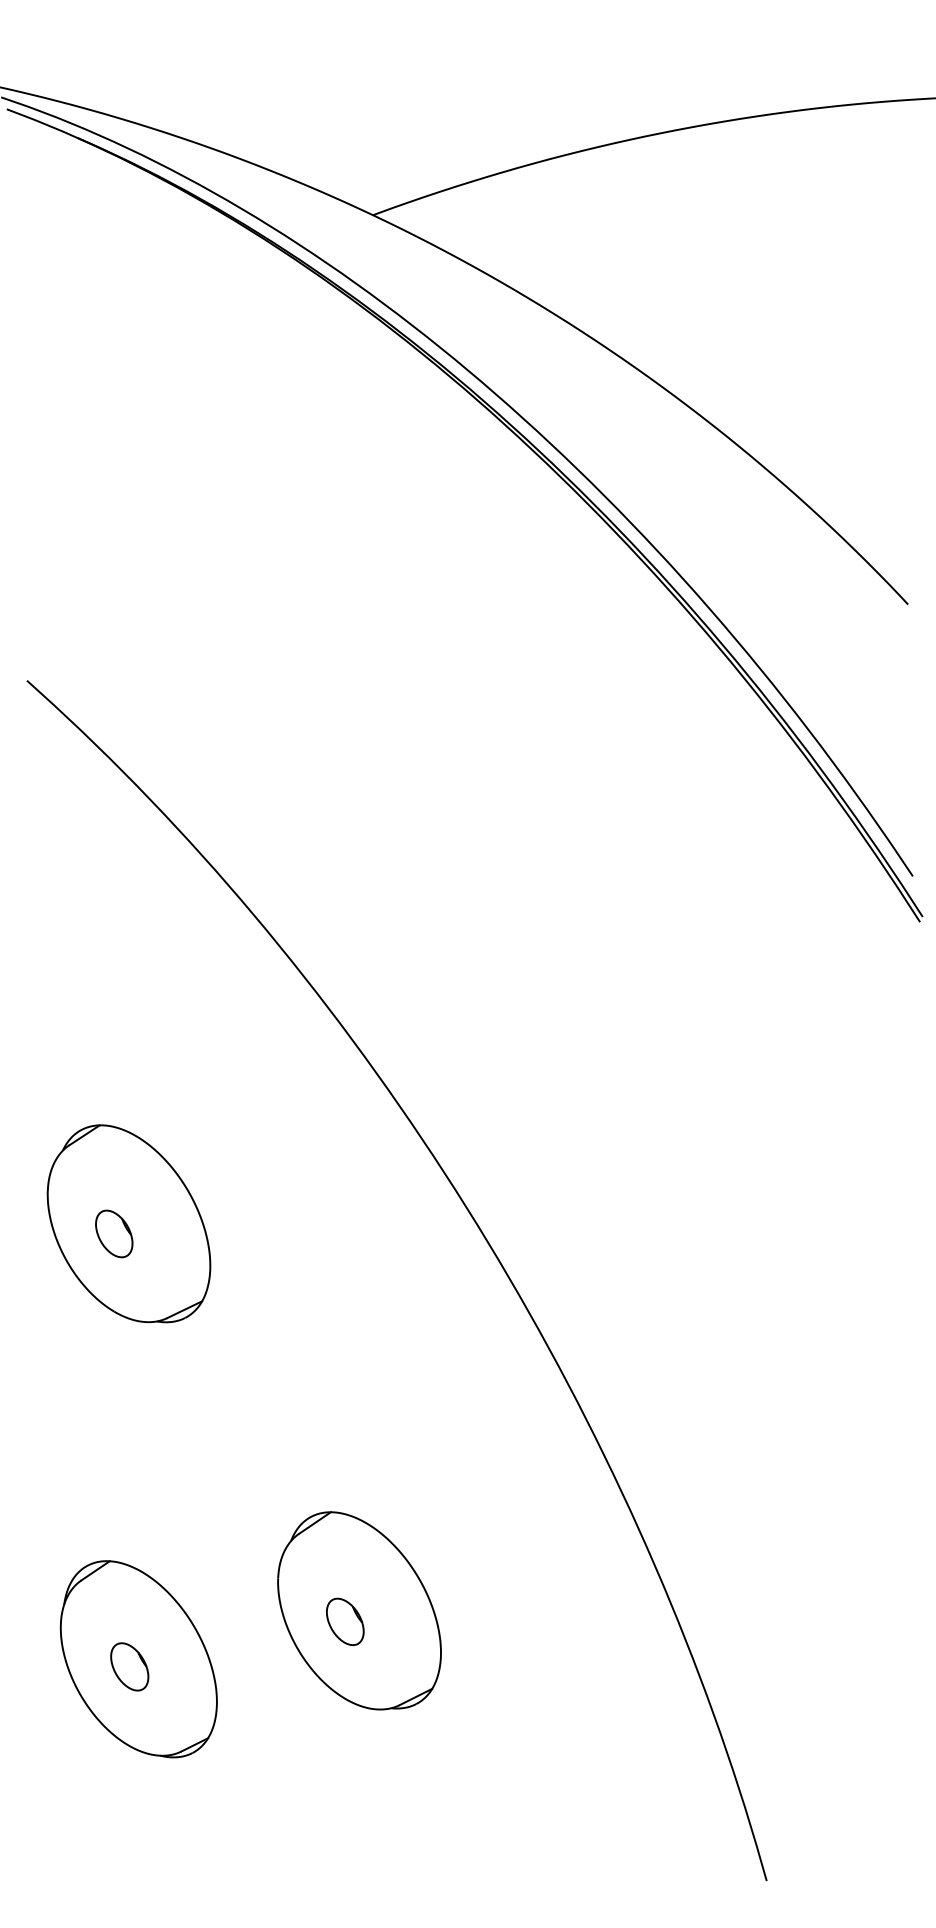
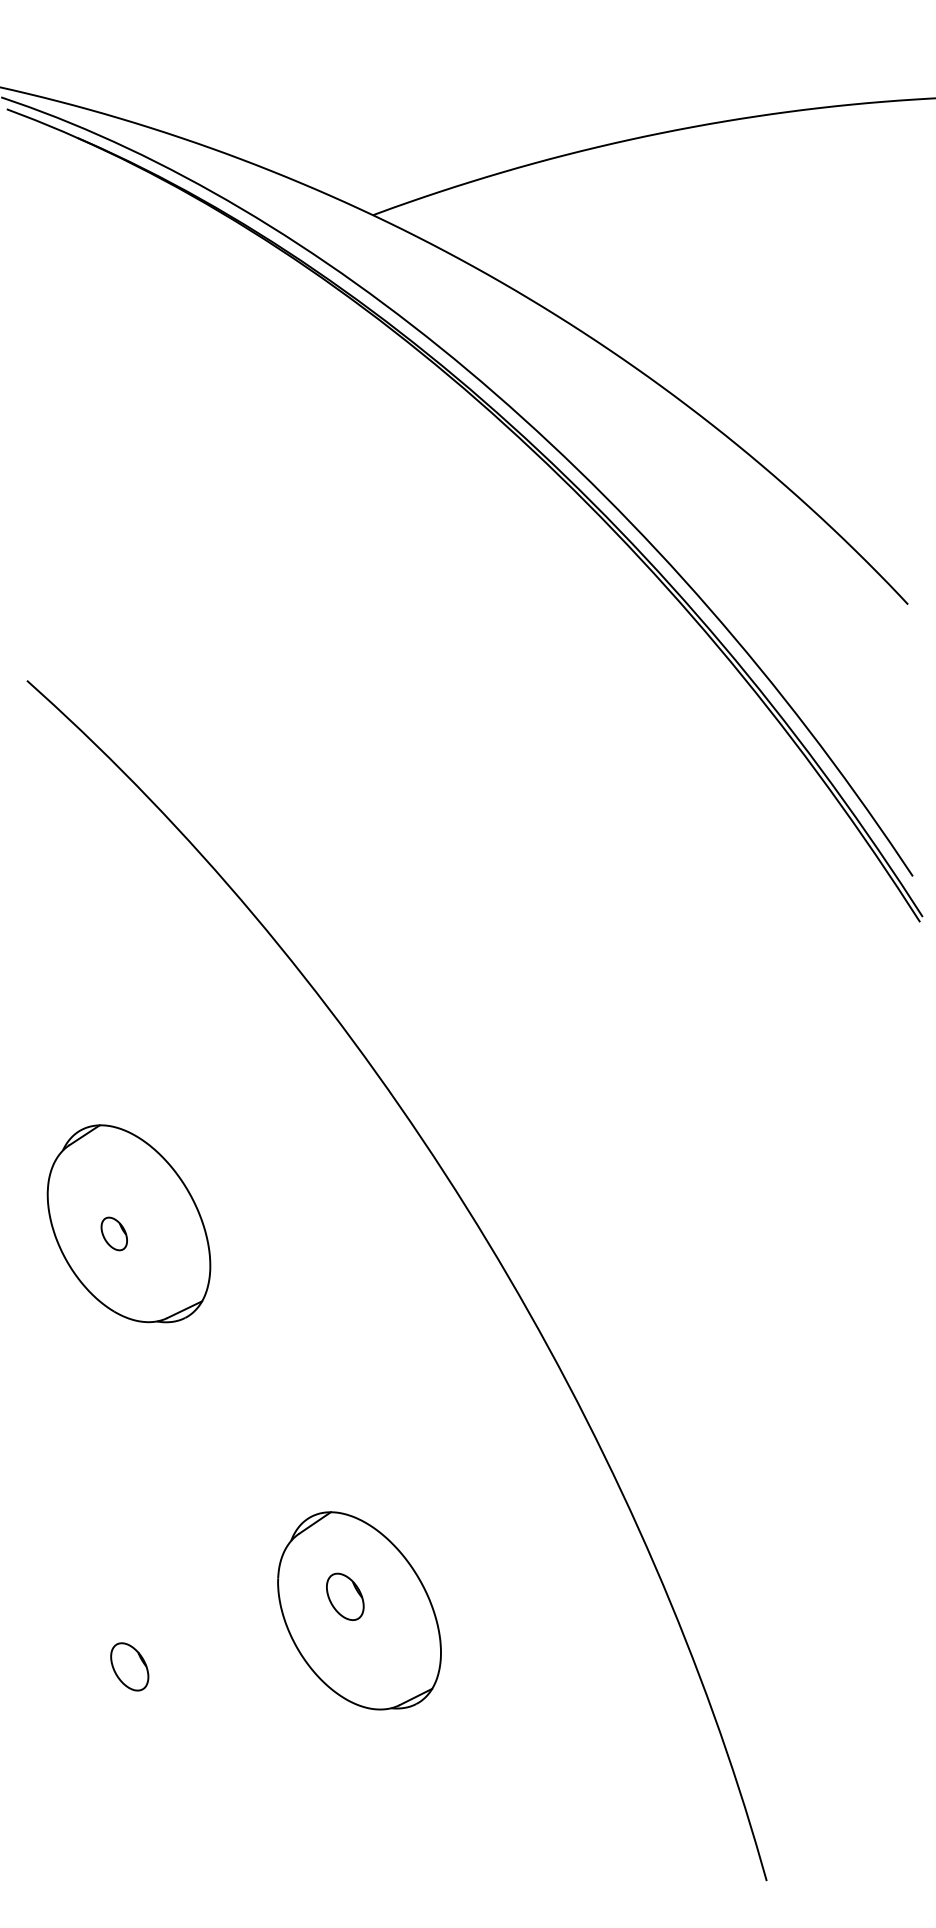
part size: 39x50 px -> 28x36 px (113, 1233)
part position: (345, 1621) -> (345, 1596) (345, 1596)
part: present -> none (138, 1659)
